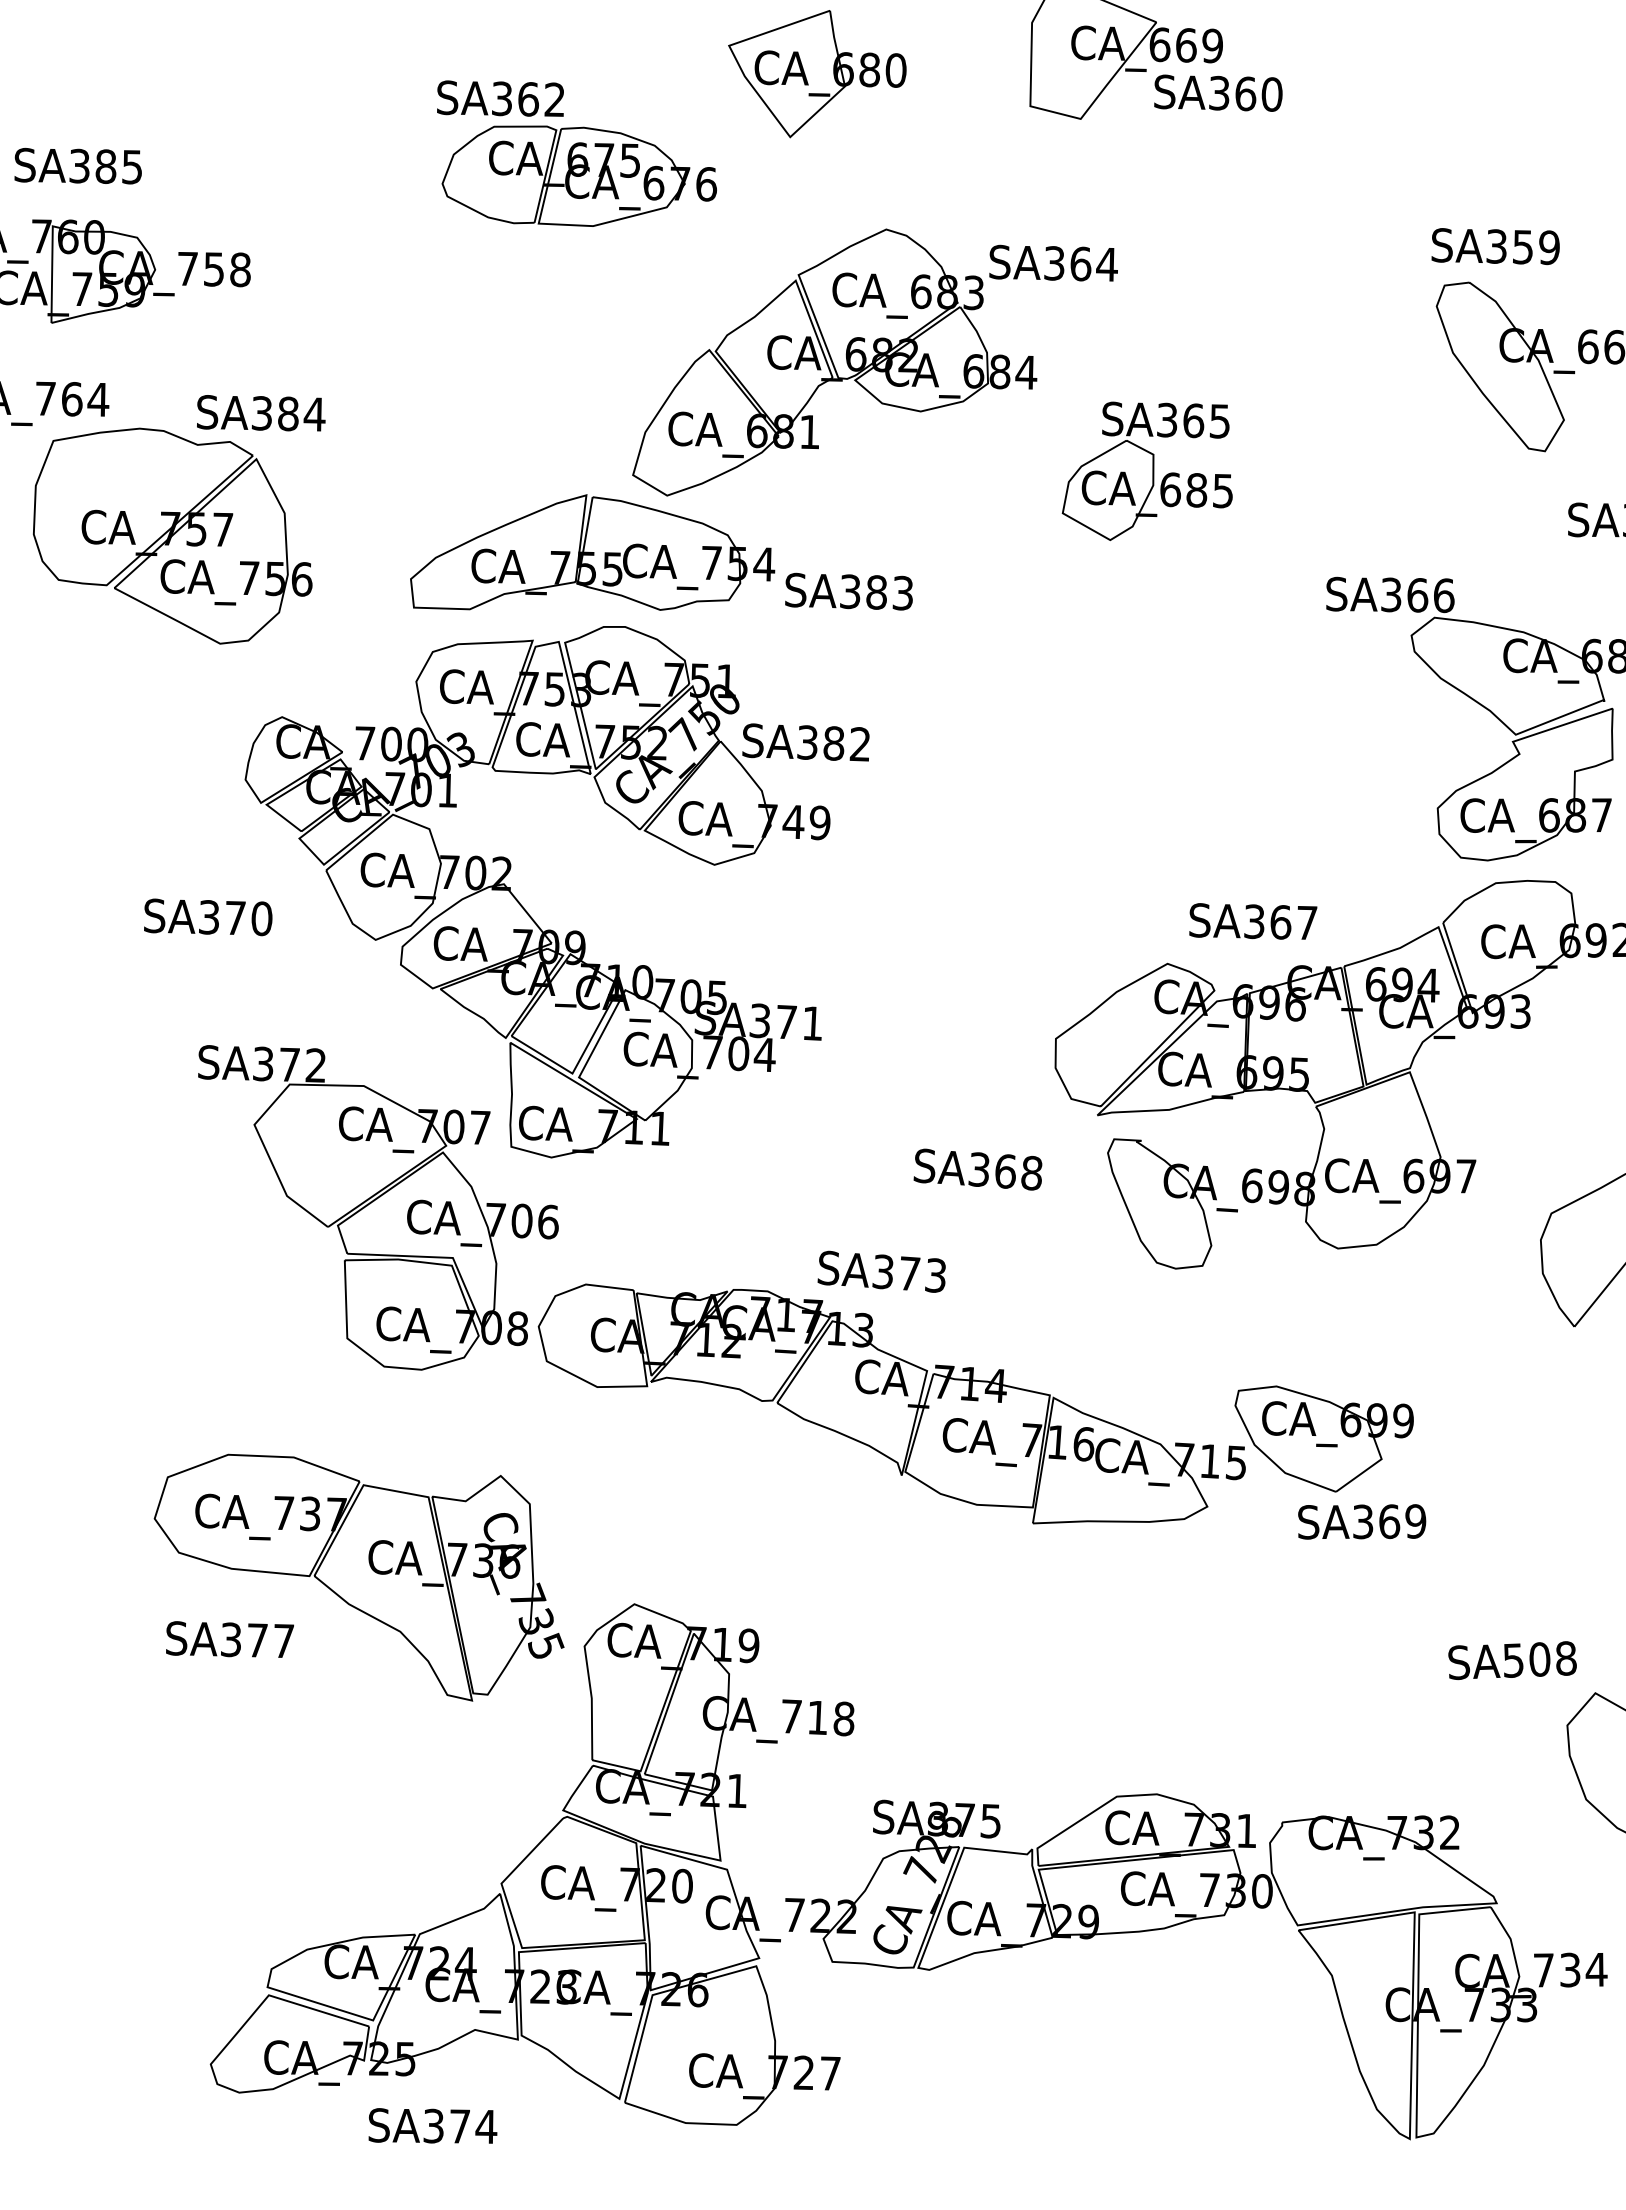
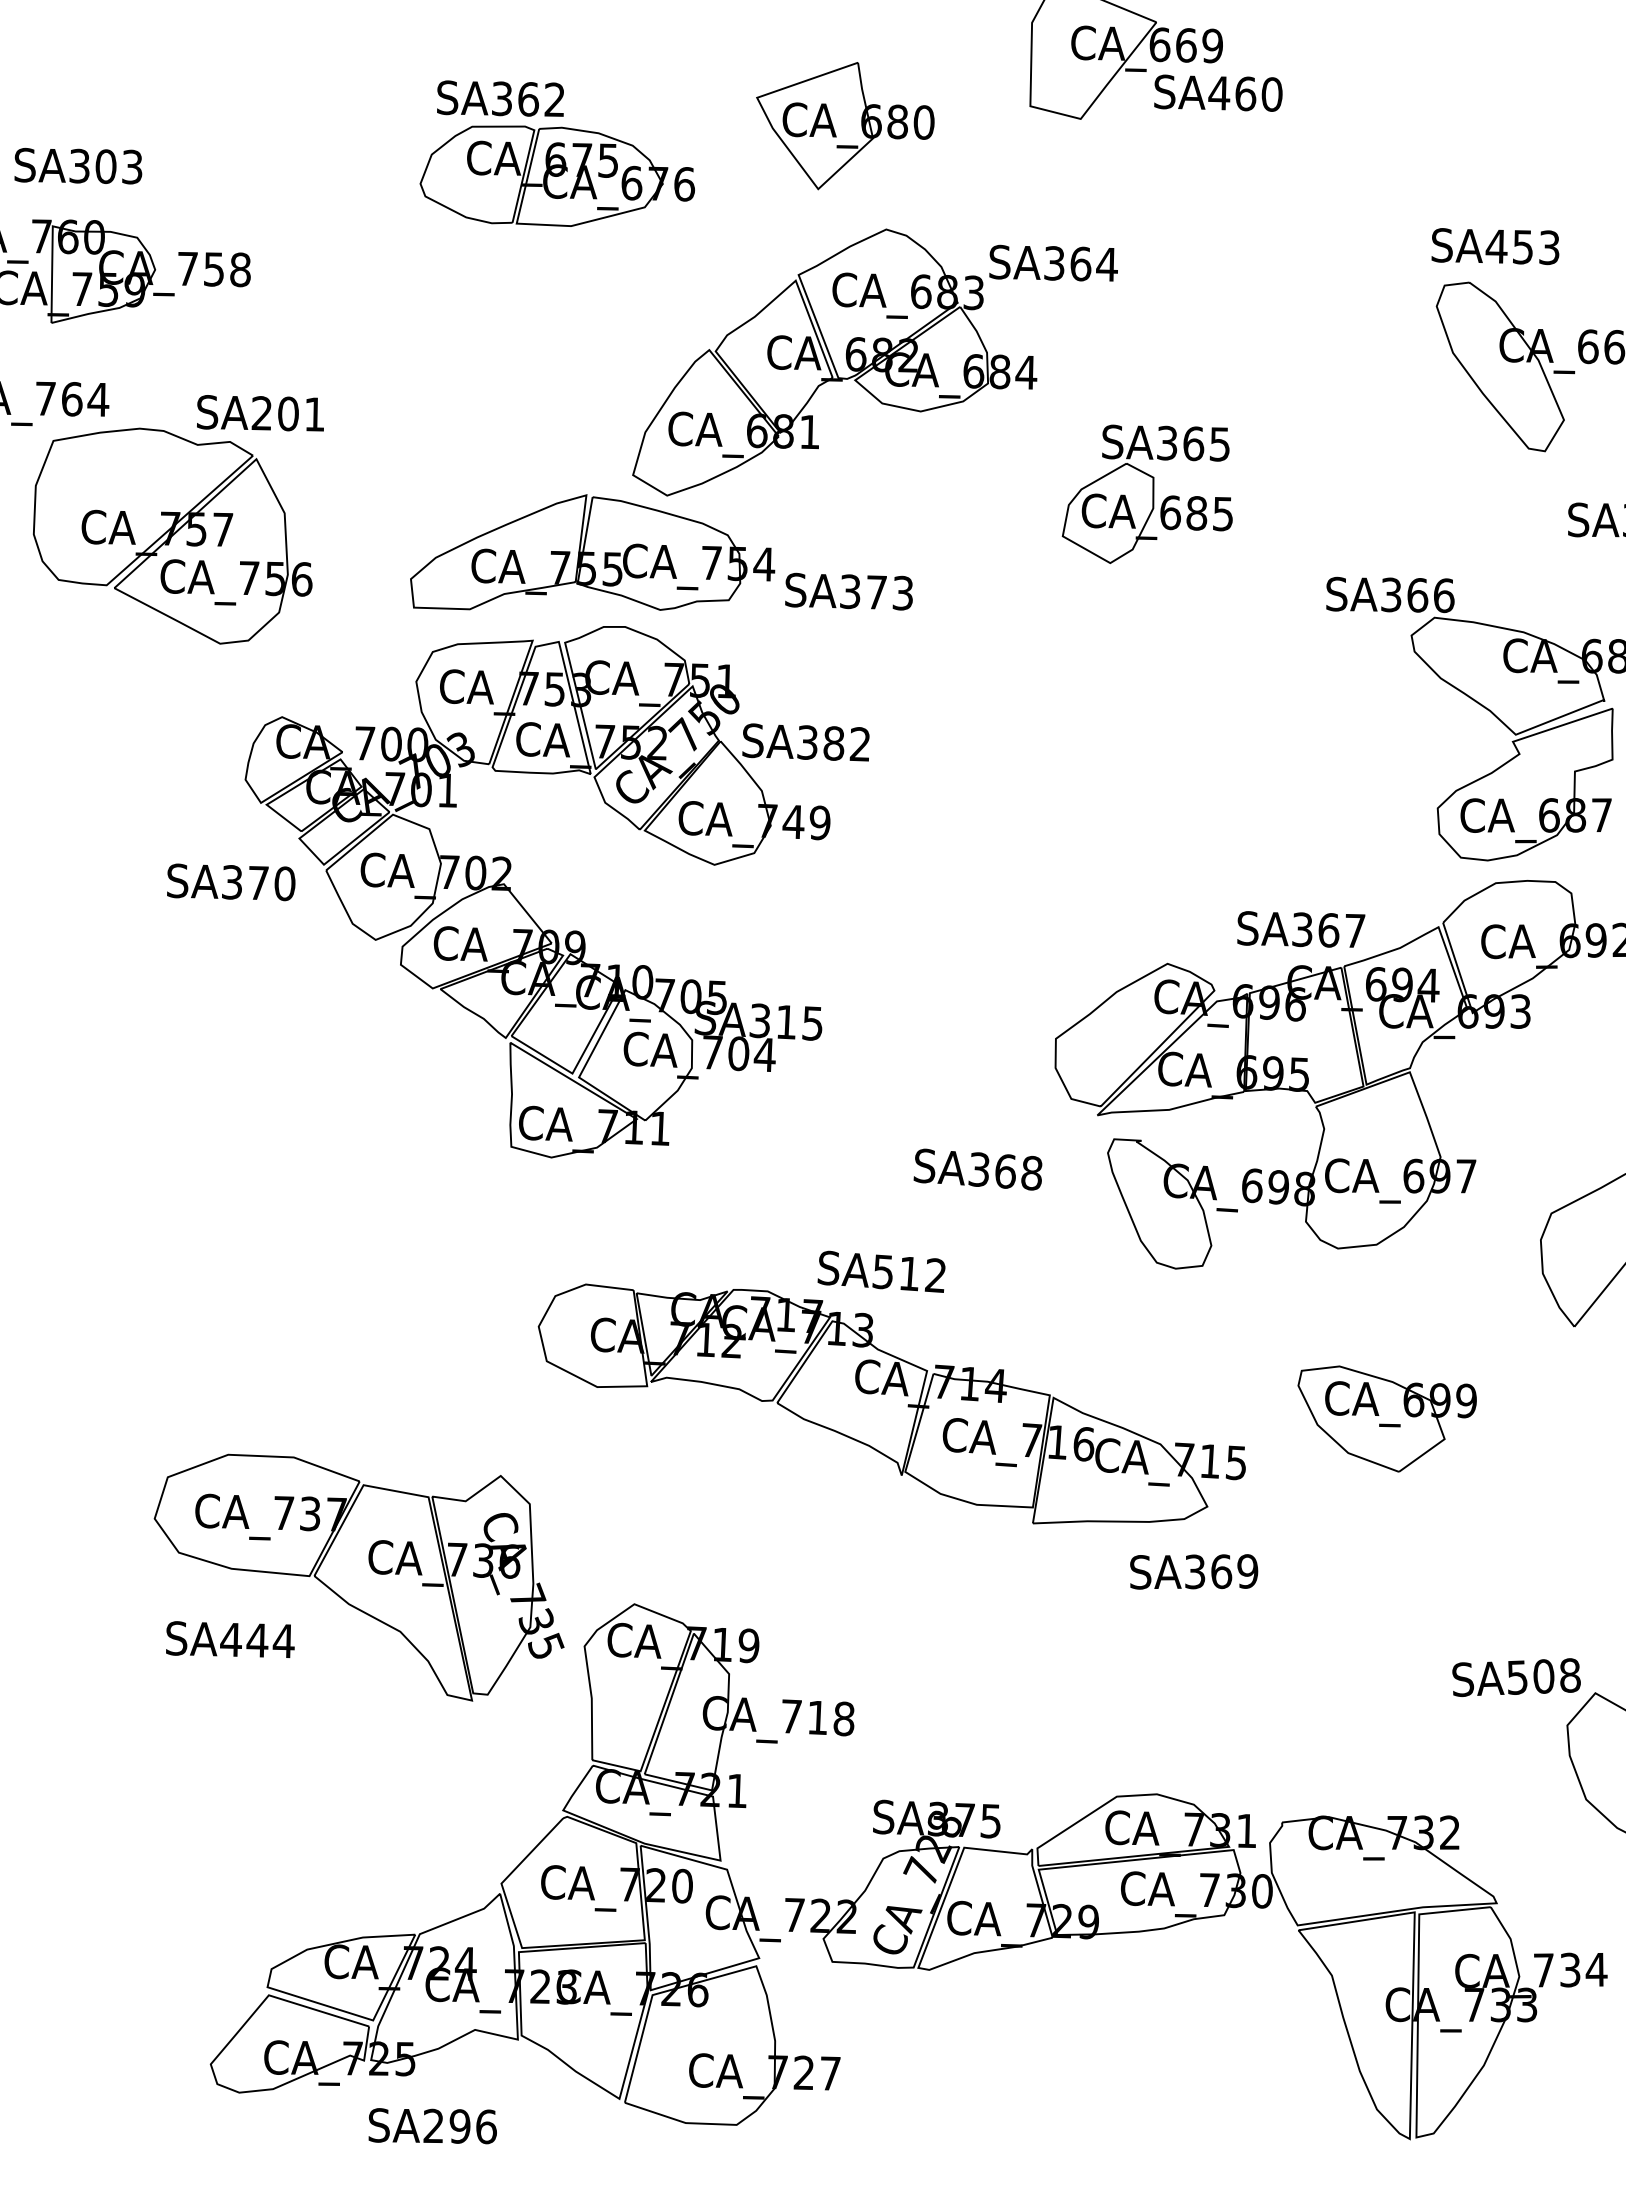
part position: (817, 74) -> (845, 126) (845, 126)
text: SA360 -> SA460 (1219, 92)
text: SA385 -> SA303 (118, 166)
part position: (578, 175) -> (556, 175) (556, 175)
text: SA359 -> SA453 (1522, 246)
text: SA384 -> SA201 (288, 413)
part position: (1146, 470) -> (1146, 493) (1146, 493)
text: SA383 -> SA373 (876, 592)
text position: (208, 917) -> (231, 882) (231, 882)
text position: (1253, 921) -> (1301, 929) (1301, 929)
text: SA371 -> SA315 (799, 1022)
part: present -> none (378, 1207)
text: SA373 -> SA512 (908, 1273)
part position: (1323, 1438) -> (1386, 1418) (1386, 1418)
text position: (1362, 1521) -> (1194, 1571) (1194, 1571)
text: SA377 -> SA444 (257, 1640)
text position: (1512, 1660) -> (1516, 1677) (1516, 1677)
text: SA374 -> SA296 (460, 2126)
